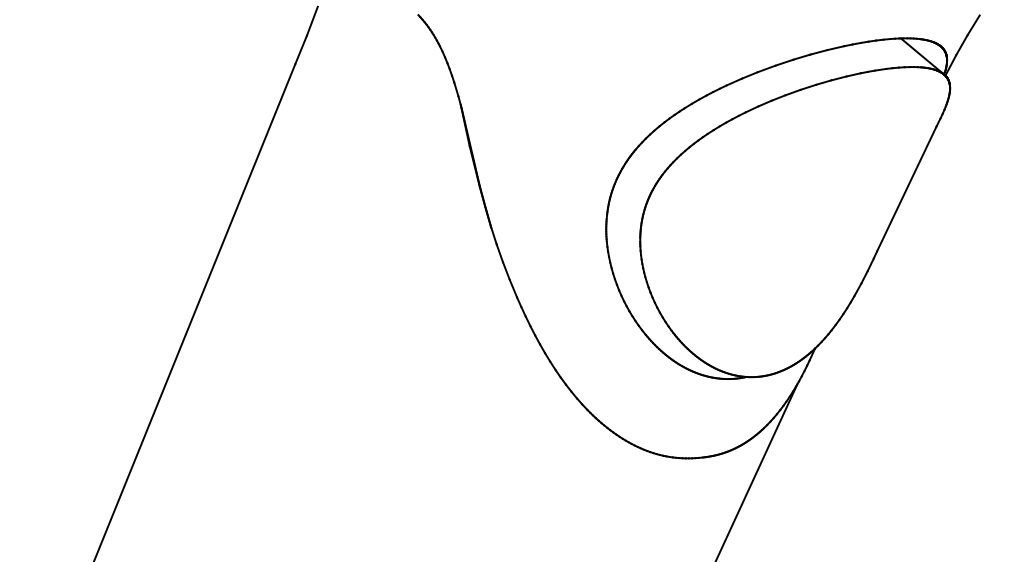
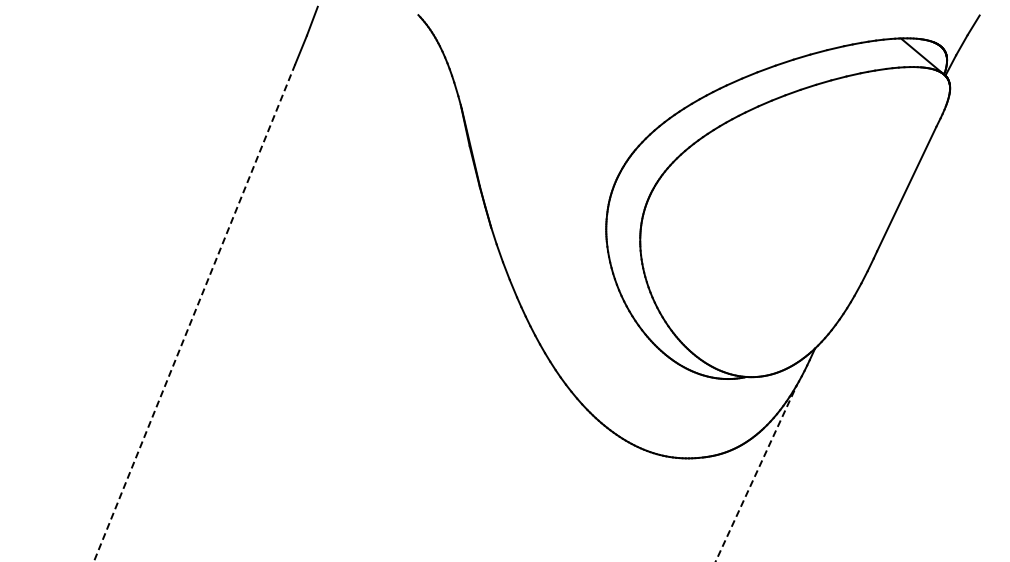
line: solid -> dashed (194, 312)
line: solid -> dashed (756, 472)
